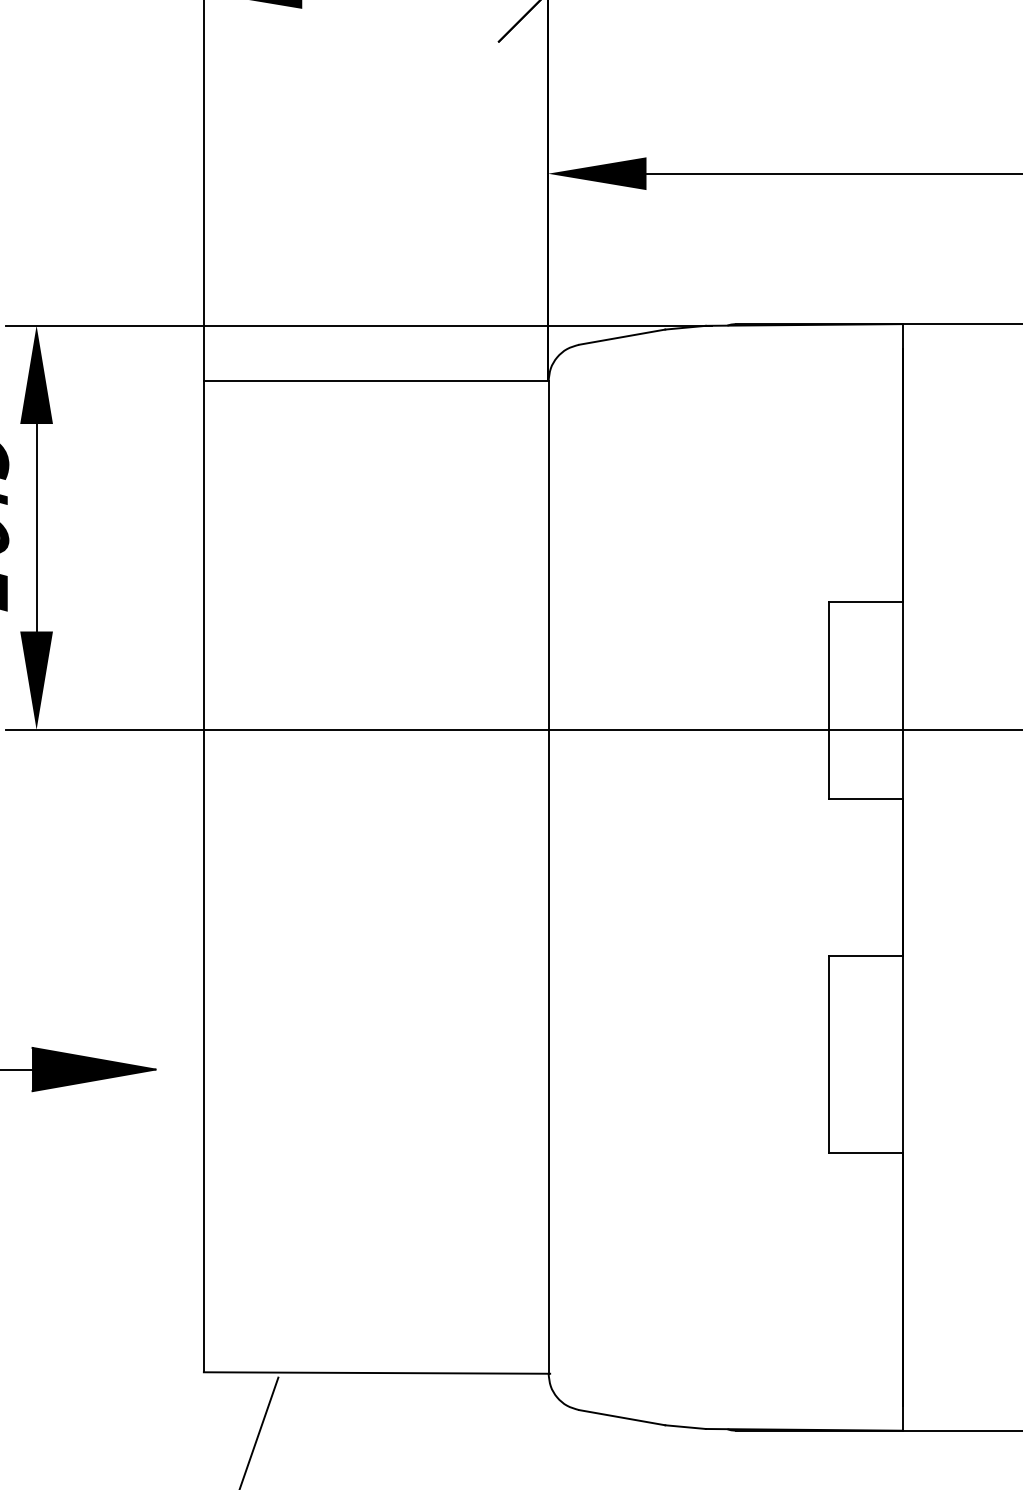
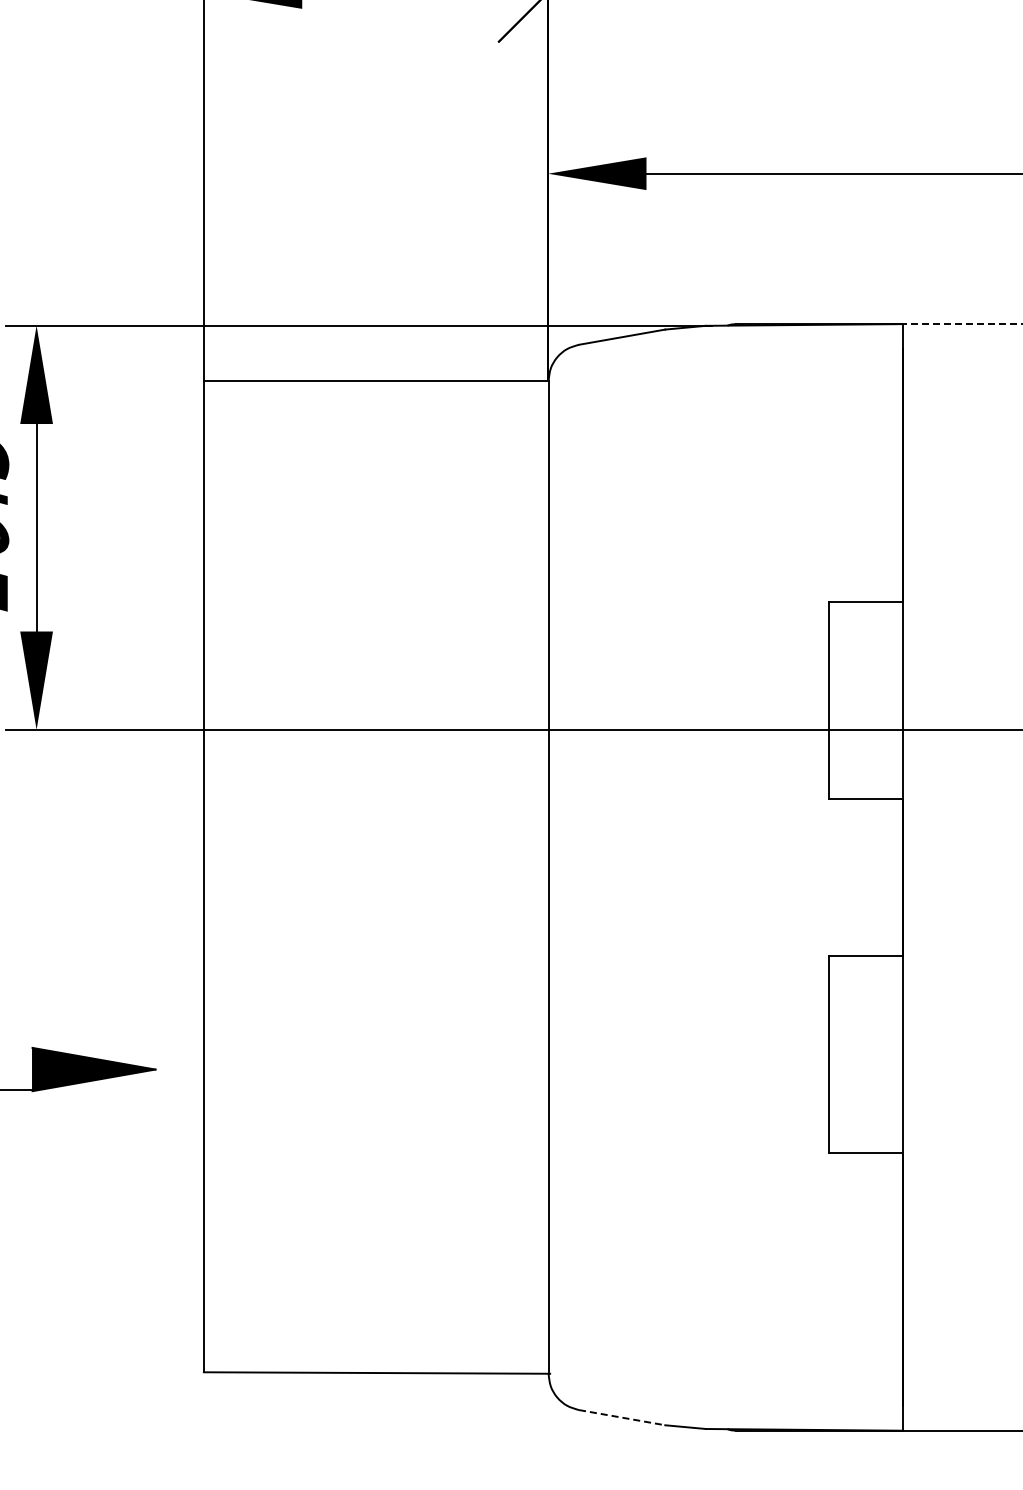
line: solid -> dashed (962, 324)
line position: (17, 1069) -> (17, 1089) (17, 1089)
line: solid -> dashed (622, 1417)
line: present -> none (259, 1431)
